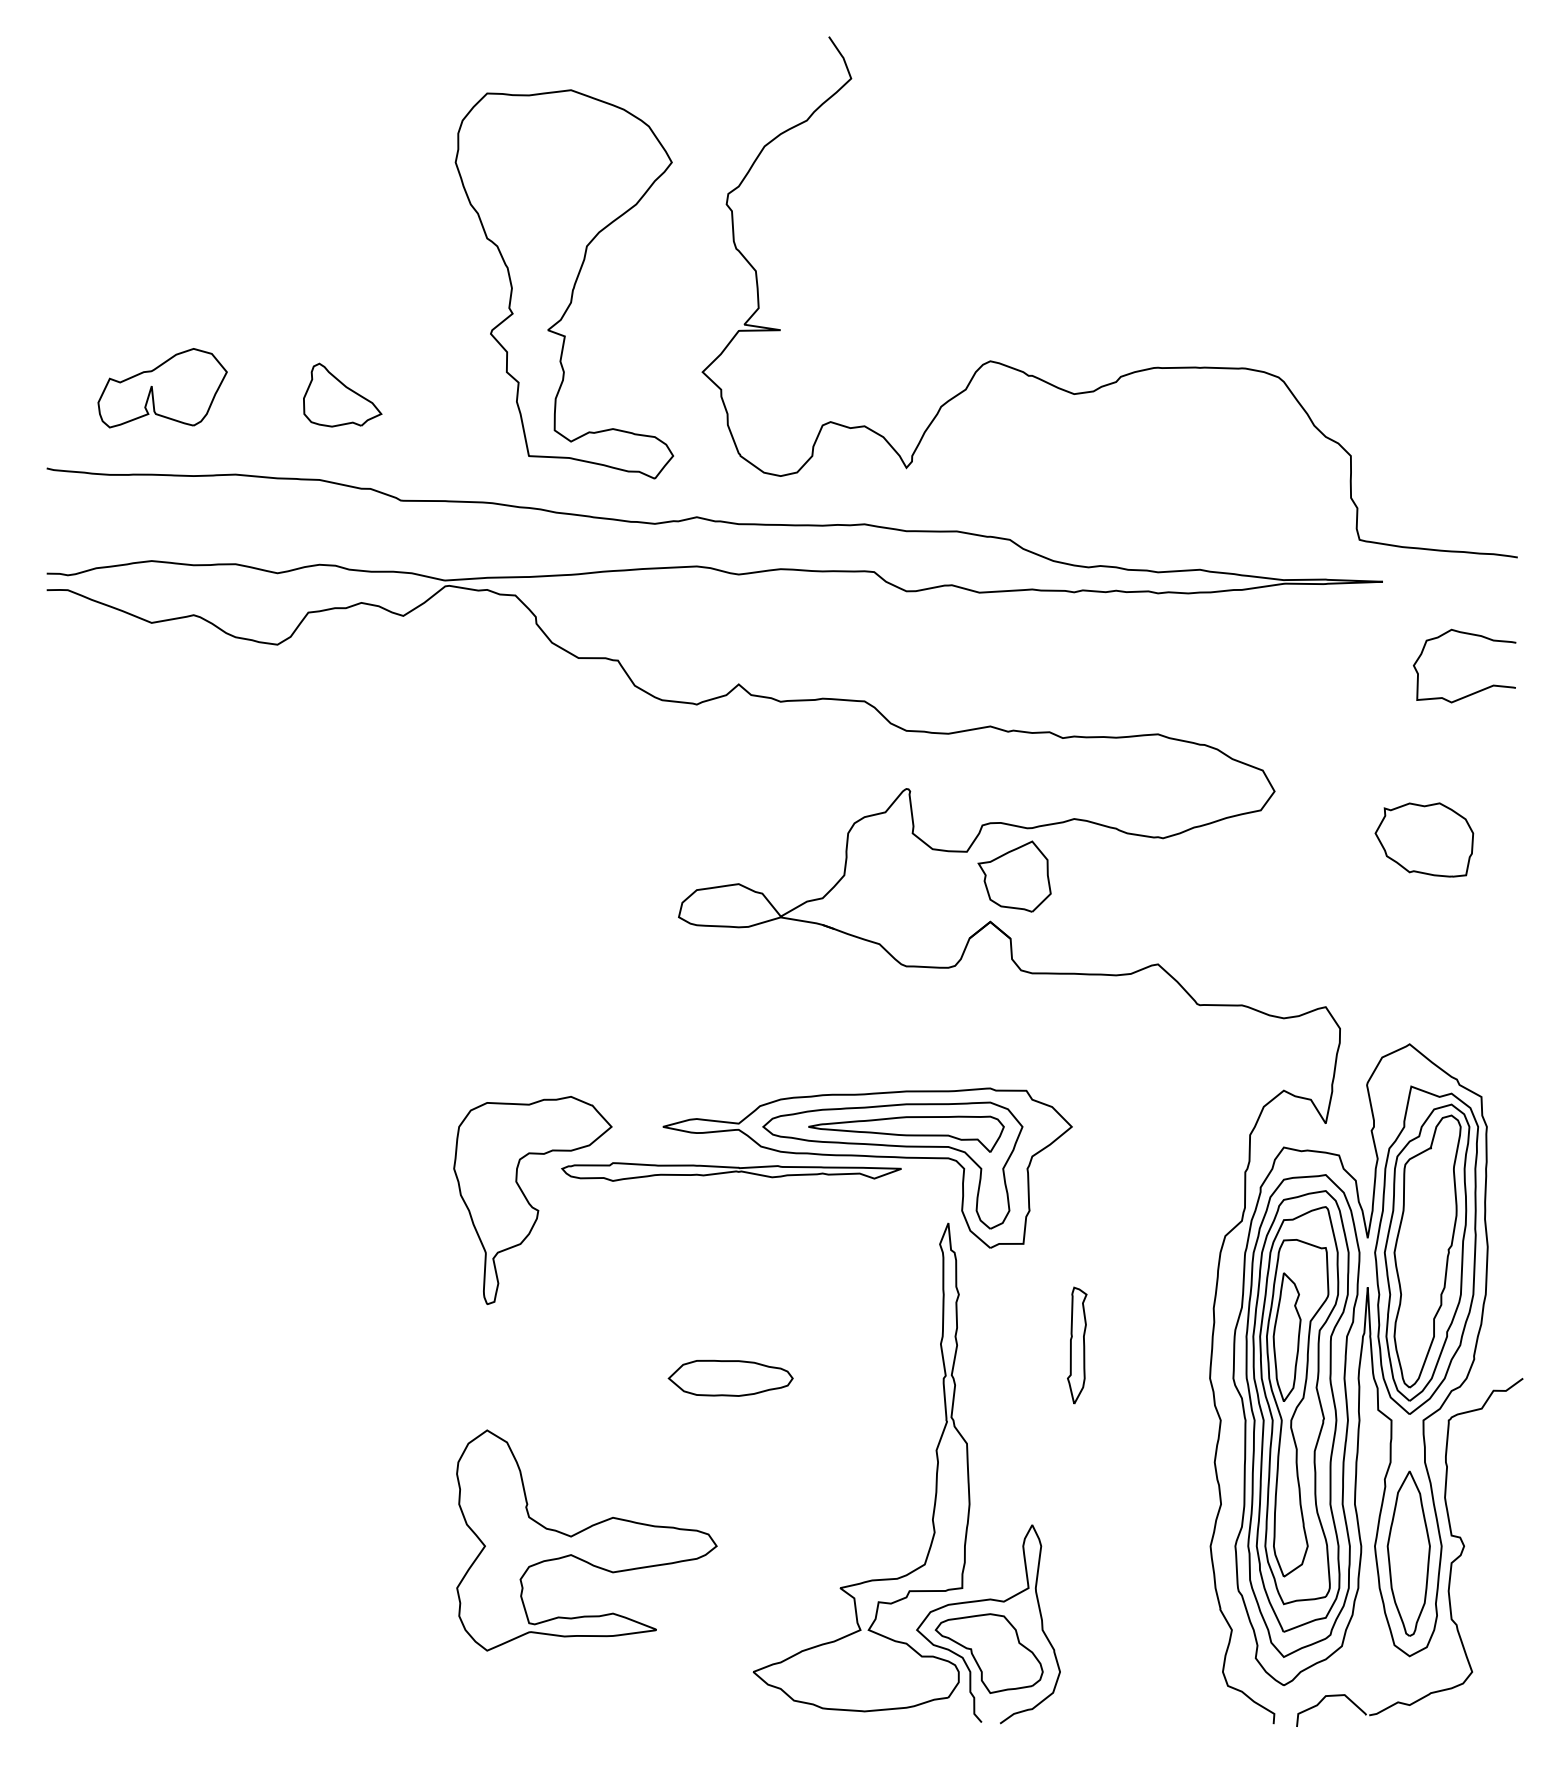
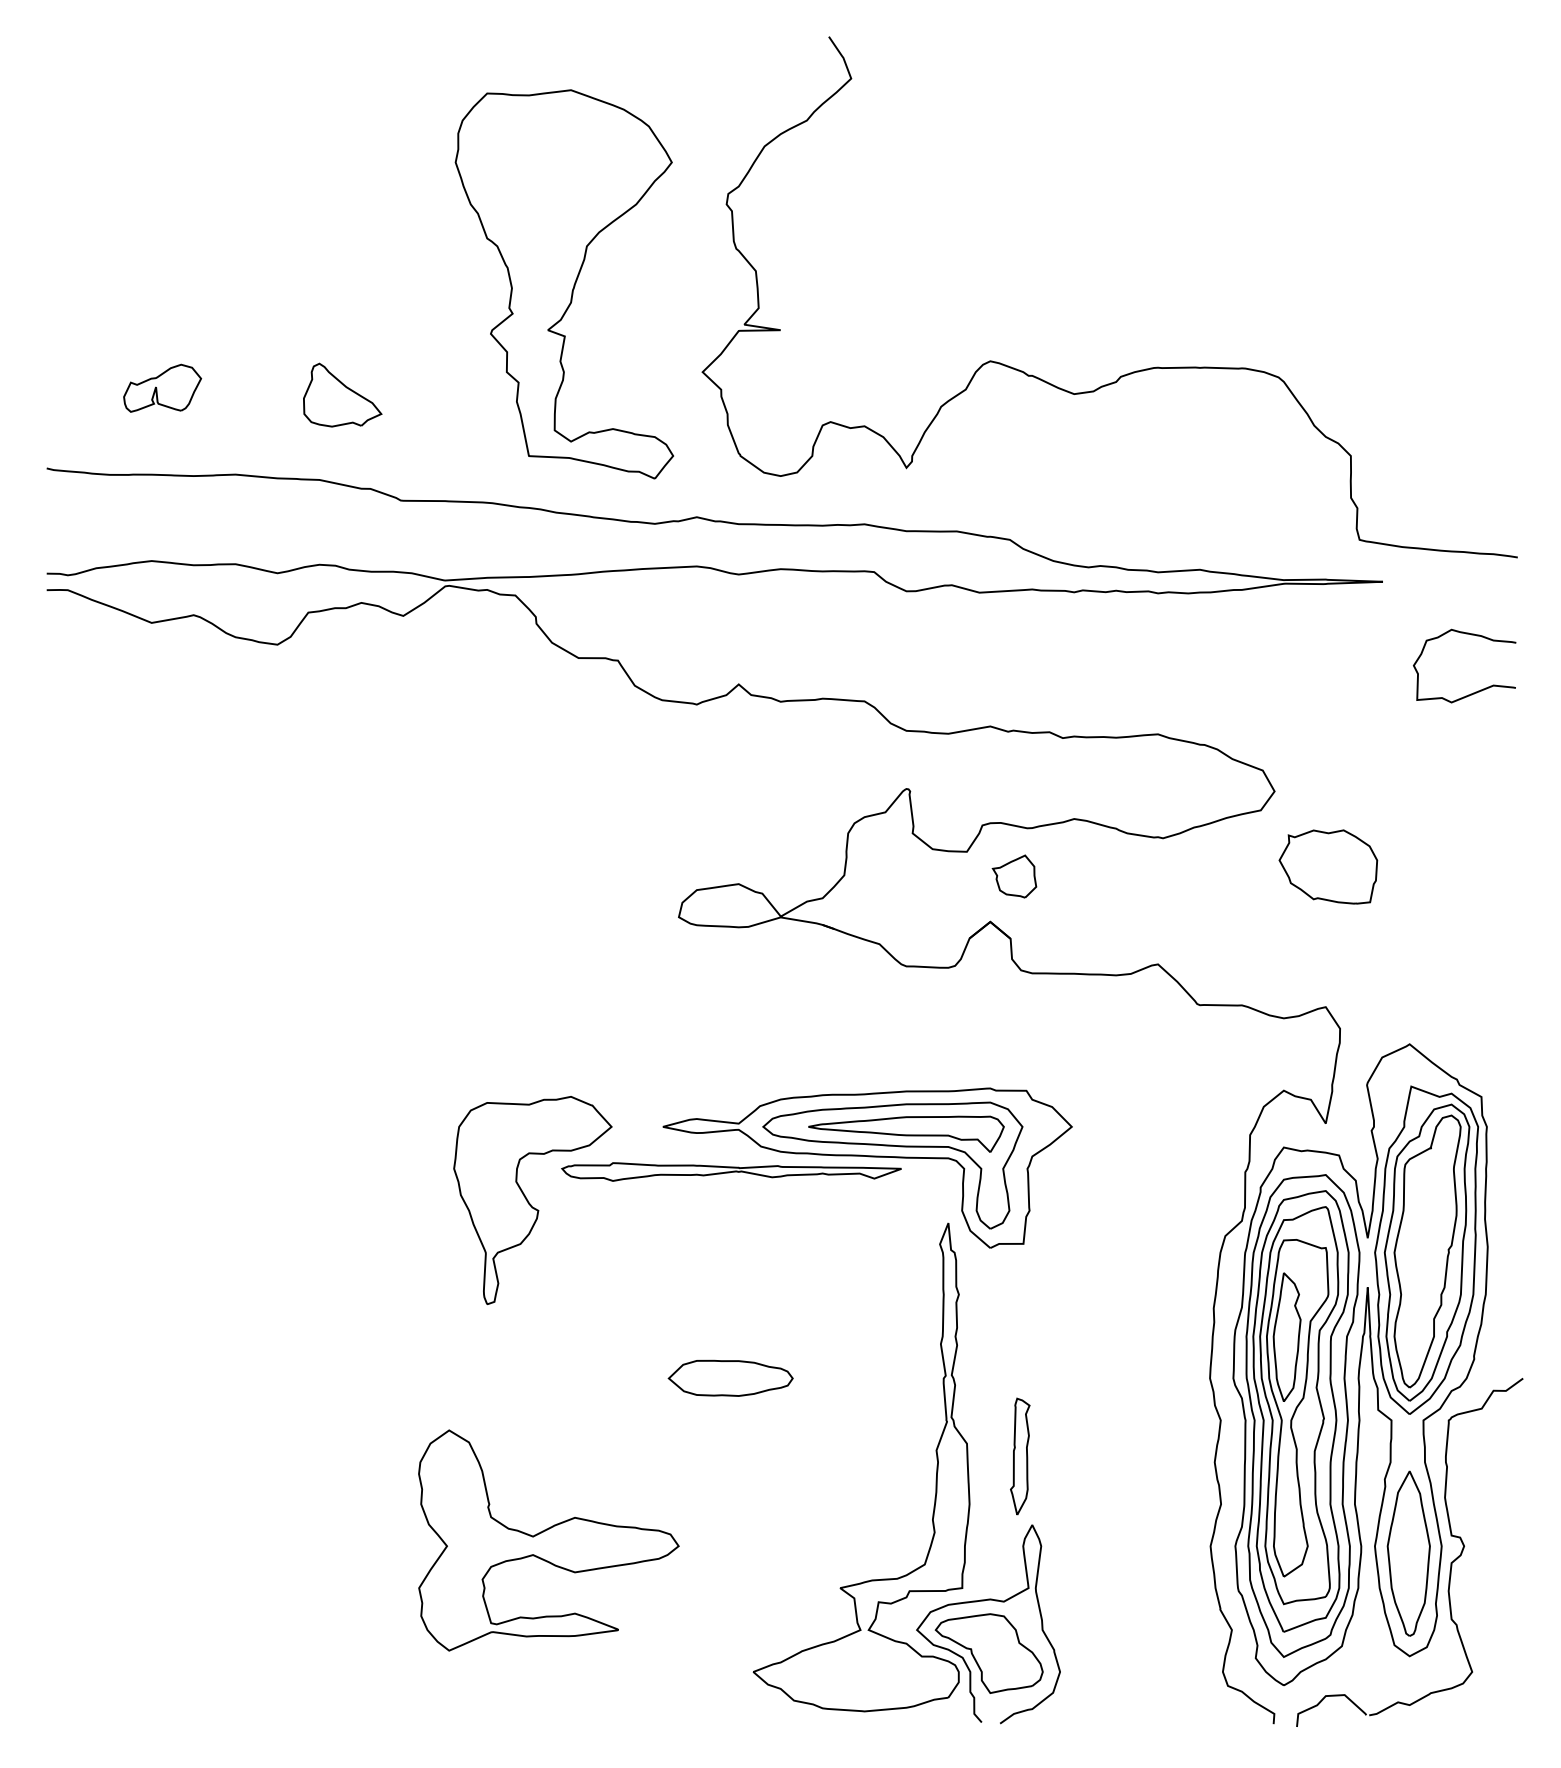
part size: 131x81 px -> 80x50 px (162, 387)
part position: (1424, 839) -> (1328, 866) (1328, 866)
part size: 75x73 px -> 47x45 px (1014, 876)
part position: (1077, 1345) -> (1020, 1456) (1020, 1456)
part position: (586, 1540) -> (548, 1540) (548, 1540)
